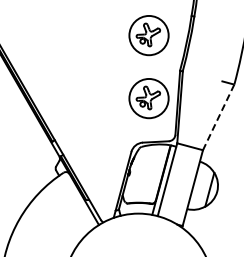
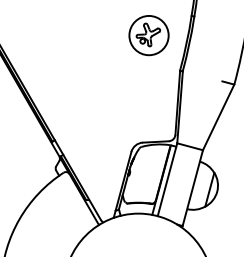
part: present -> none (148, 98)
line: dashed -> solid (218, 117)
